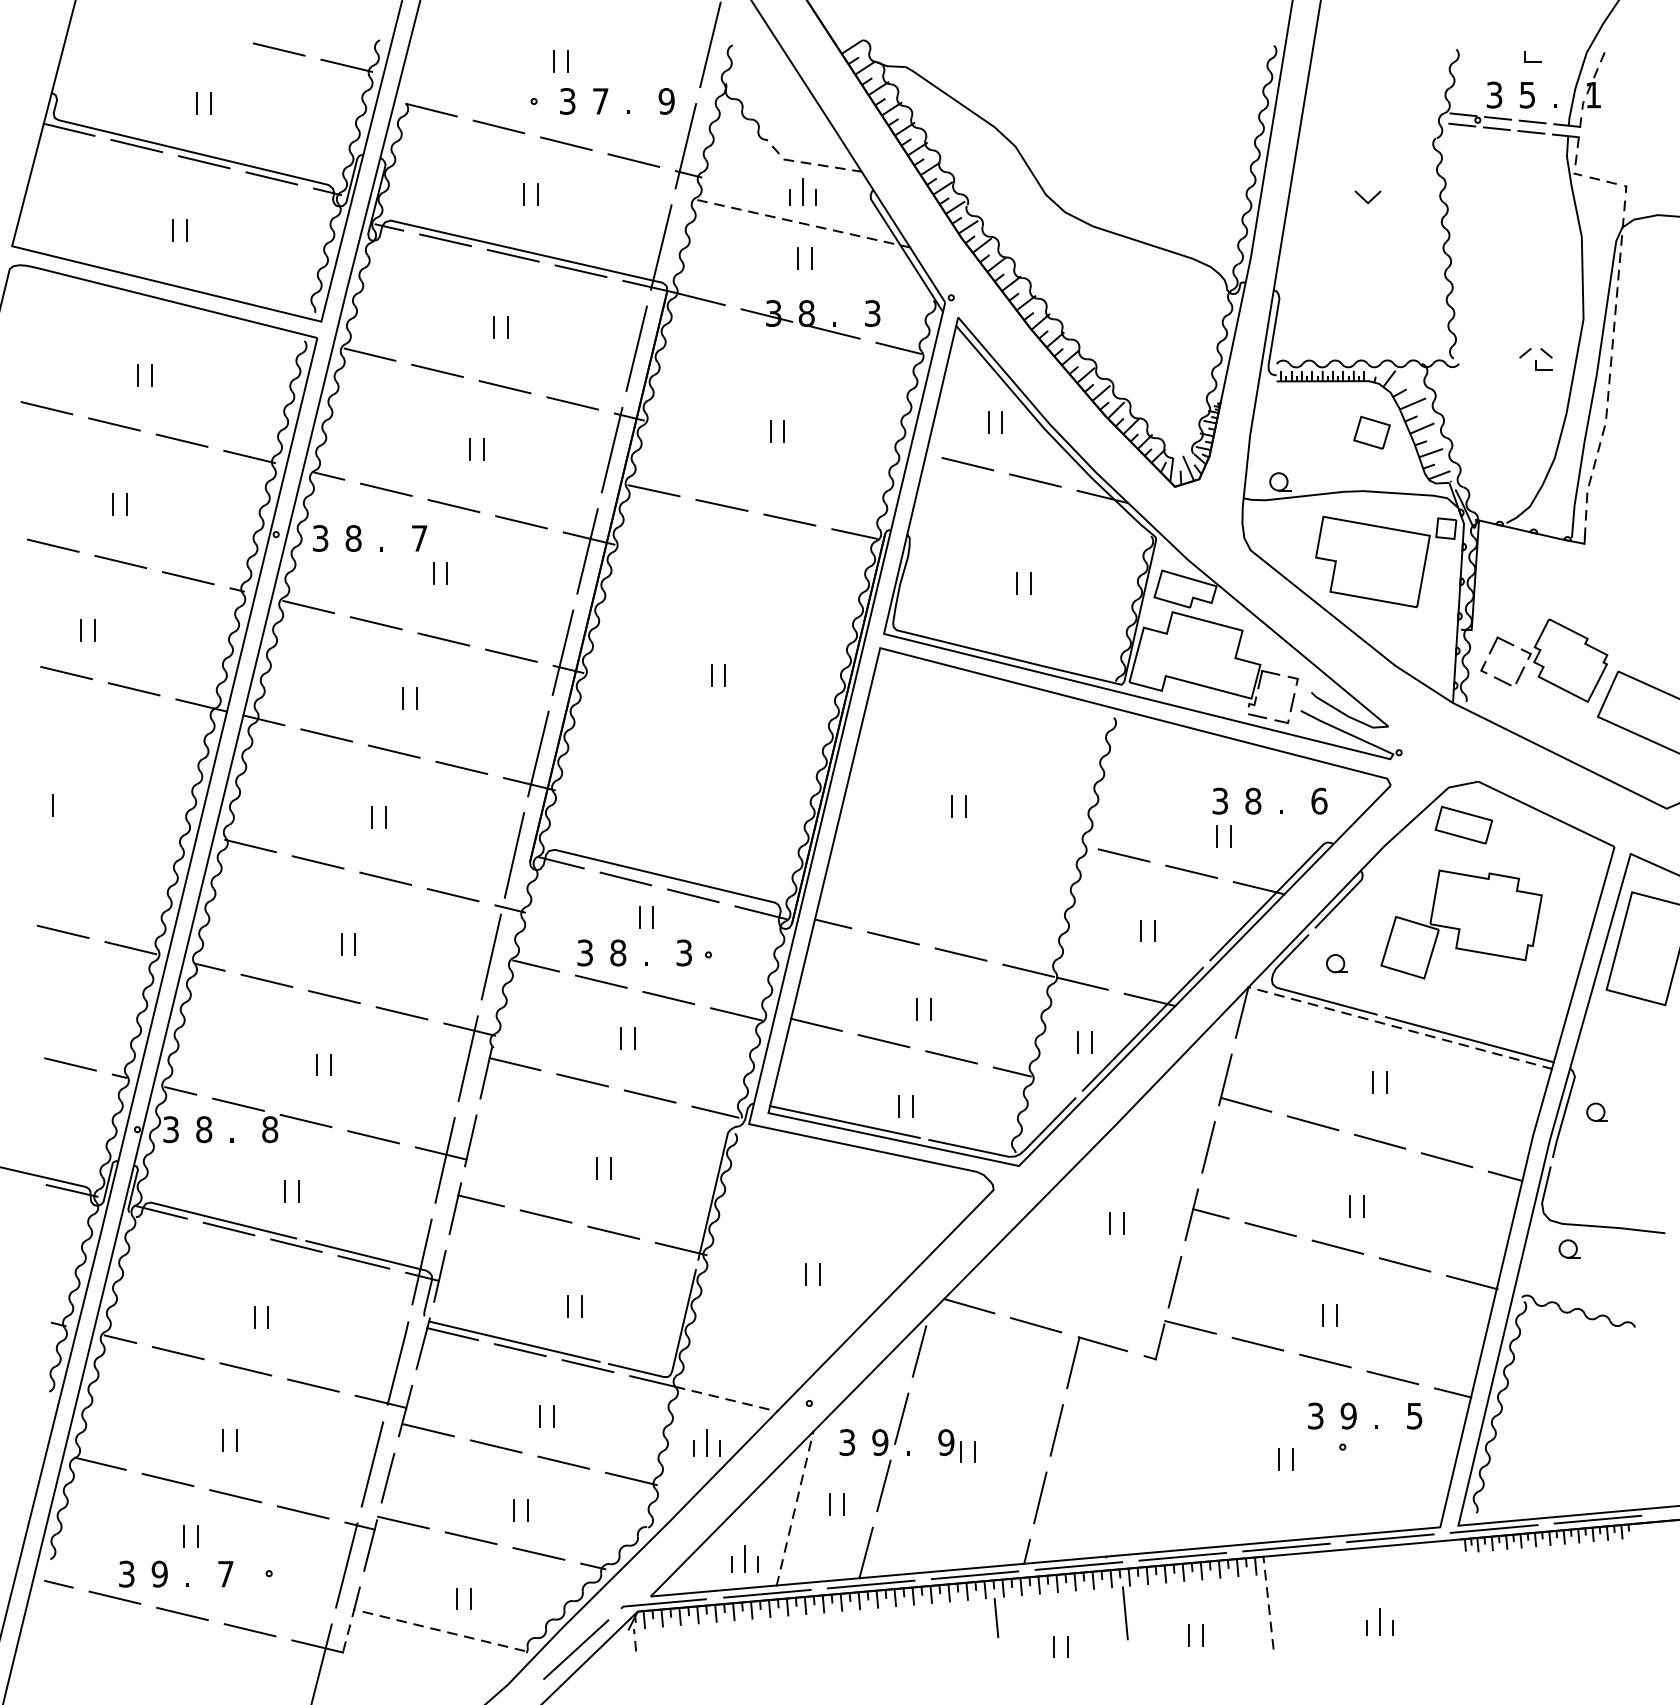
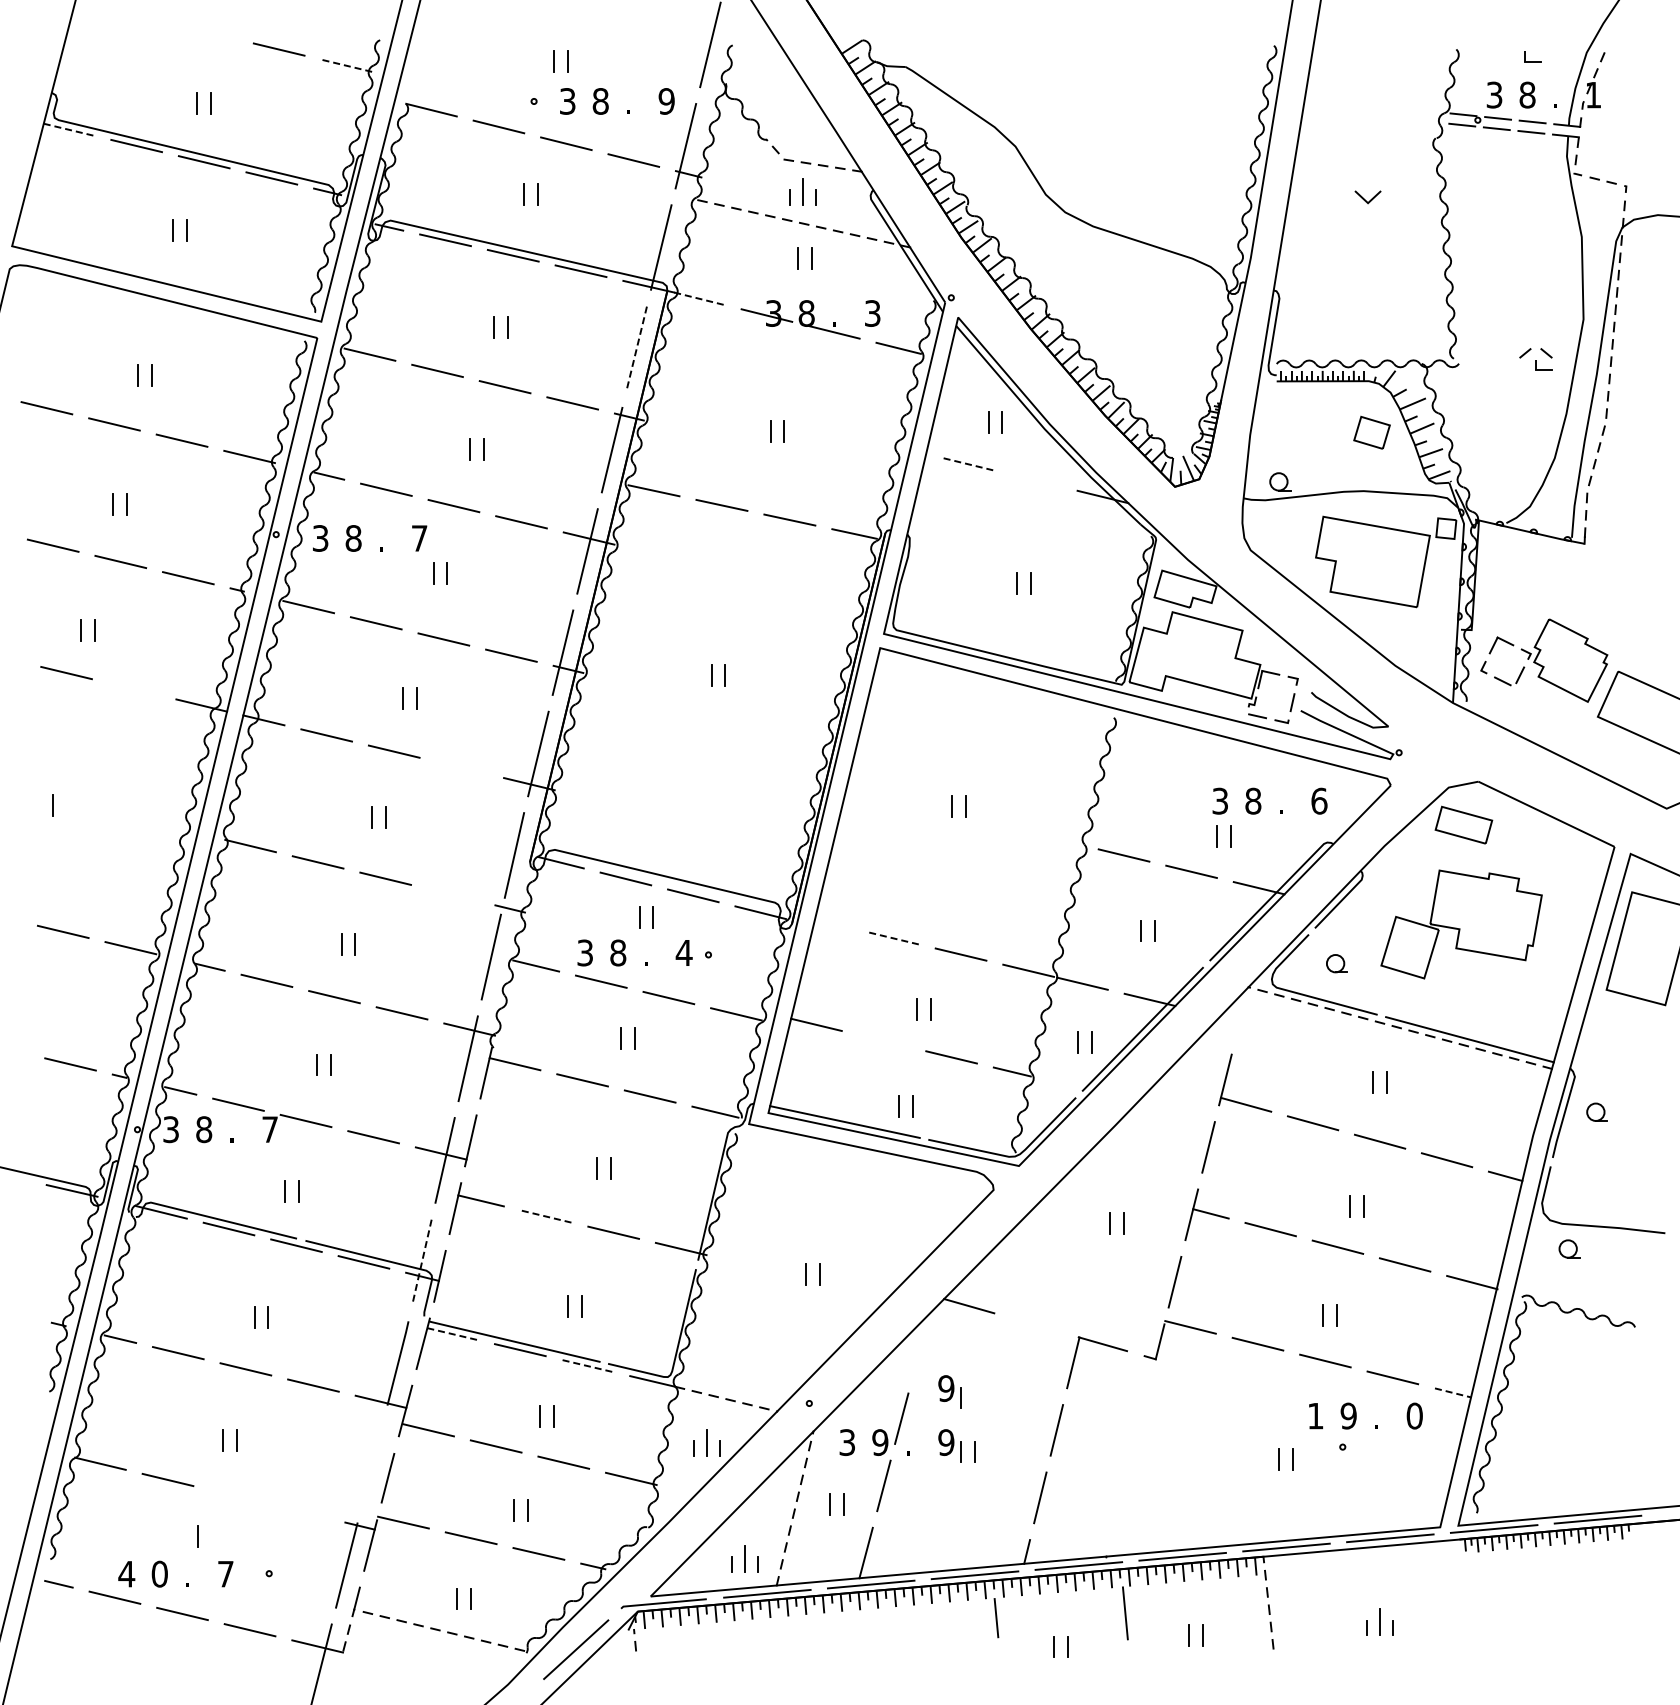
line: solid -> dashed (346, 65)
text: 5 -> 8 (1527, 94)
text: 7 -> 8 (600, 101)
line: solid -> dashed (69, 129)
line: solid -> dashed (699, 298)
line: solid -> dashed (636, 349)
line: solid -> dashed (967, 464)
line: present -> none (1035, 480)
line: present -> none (133, 689)
line: present -> none (461, 767)
line: present -> none (452, 895)
line: present -> none (832, 923)
line: solid -> dashed (892, 938)
text: 3 -> 4 (683, 952)
line: present -> none (1241, 1012)
line: present -> none (883, 1041)
text: 8 -> 7 (270, 1129)
line: solid -> dashed (545, 1216)
line: solid -> dashed (421, 1262)
line: present -> none (1036, 1325)
line: solid -> dashed (453, 1334)
line: present -> none (919, 1351)
line: solid -> dashed (588, 1366)
part: none -> present (949, 1391)
line: solid -> dashed (1453, 1392)
text: 3 -> 1 (1315, 1415)
text: 5 -> 0 (1414, 1415)
line: present -> none (372, 1464)
line: present -> none (235, 1496)
line: present -> none (302, 1512)
line: present -> none (183, 1536)
text: 3 -> 4 (126, 1573)
text: 9 -> 0 (159, 1574)
